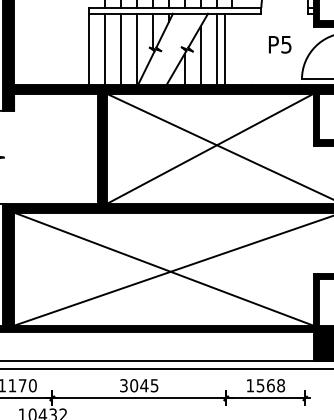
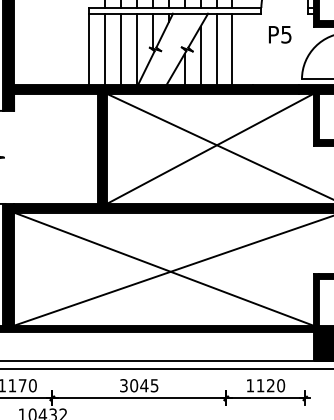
text position: (280, 44) -> (280, 34) (280, 34)
line position: (225, 49) -> (232, 49) (232, 49)
text: 1568 -> 1120 (270, 385)
